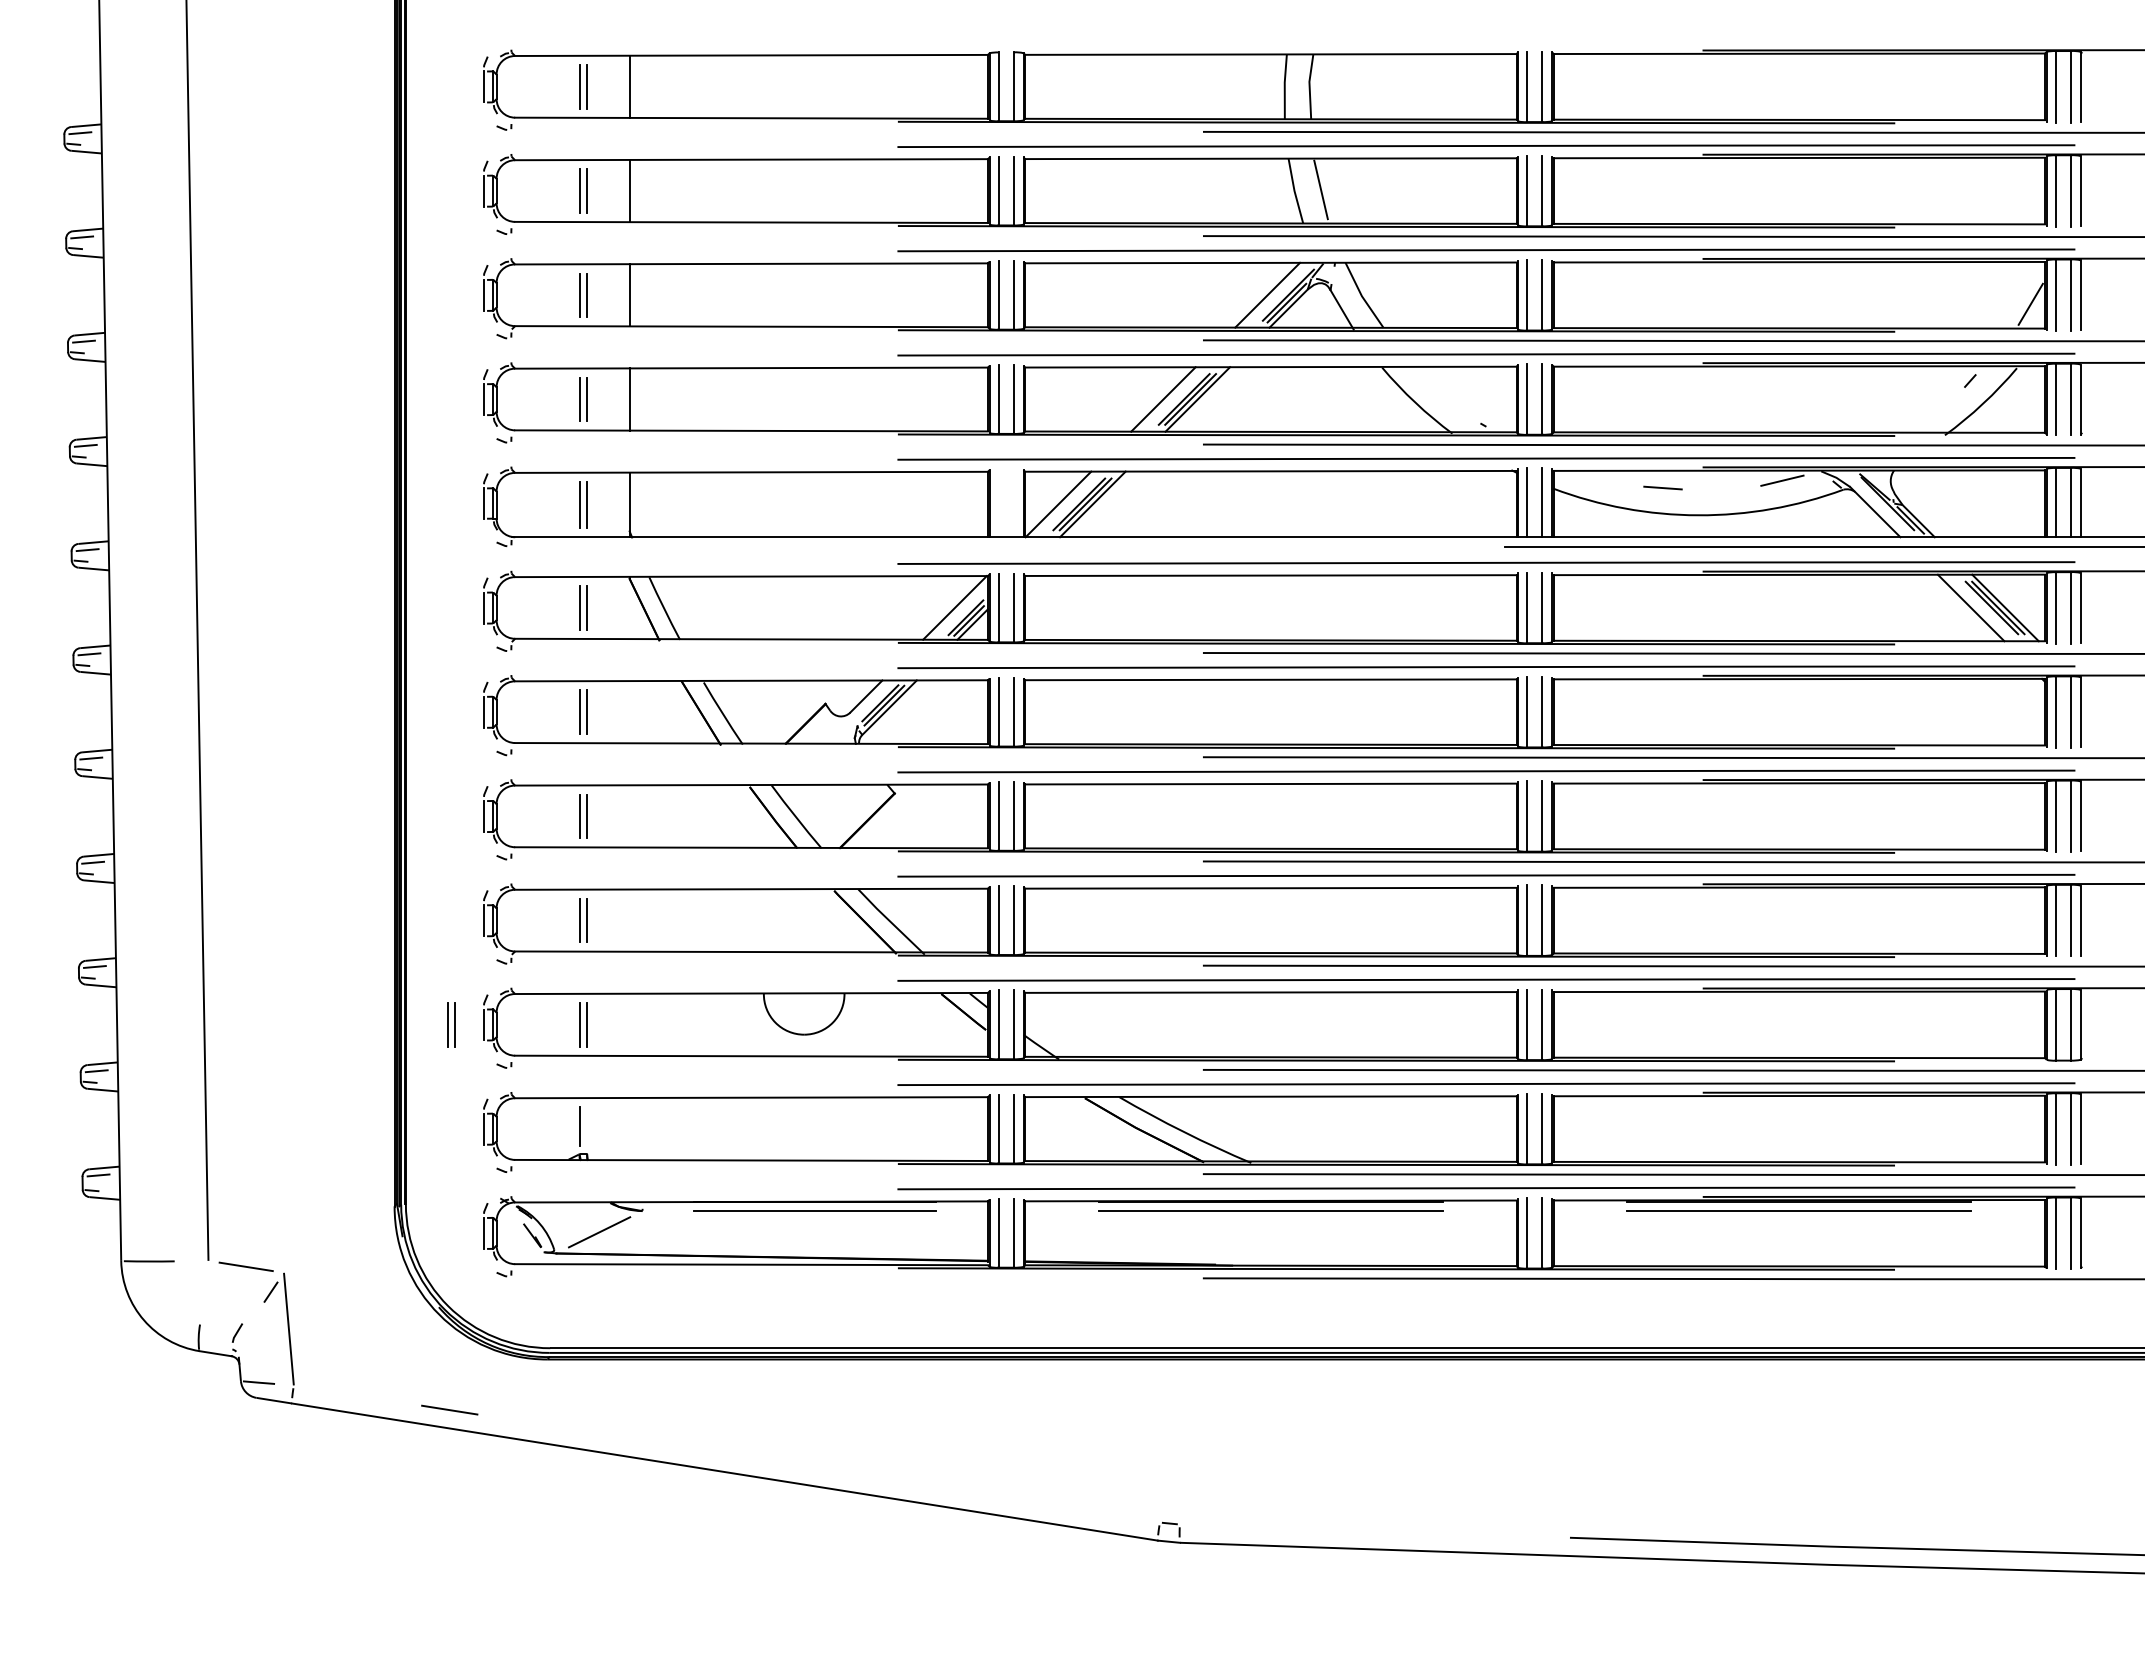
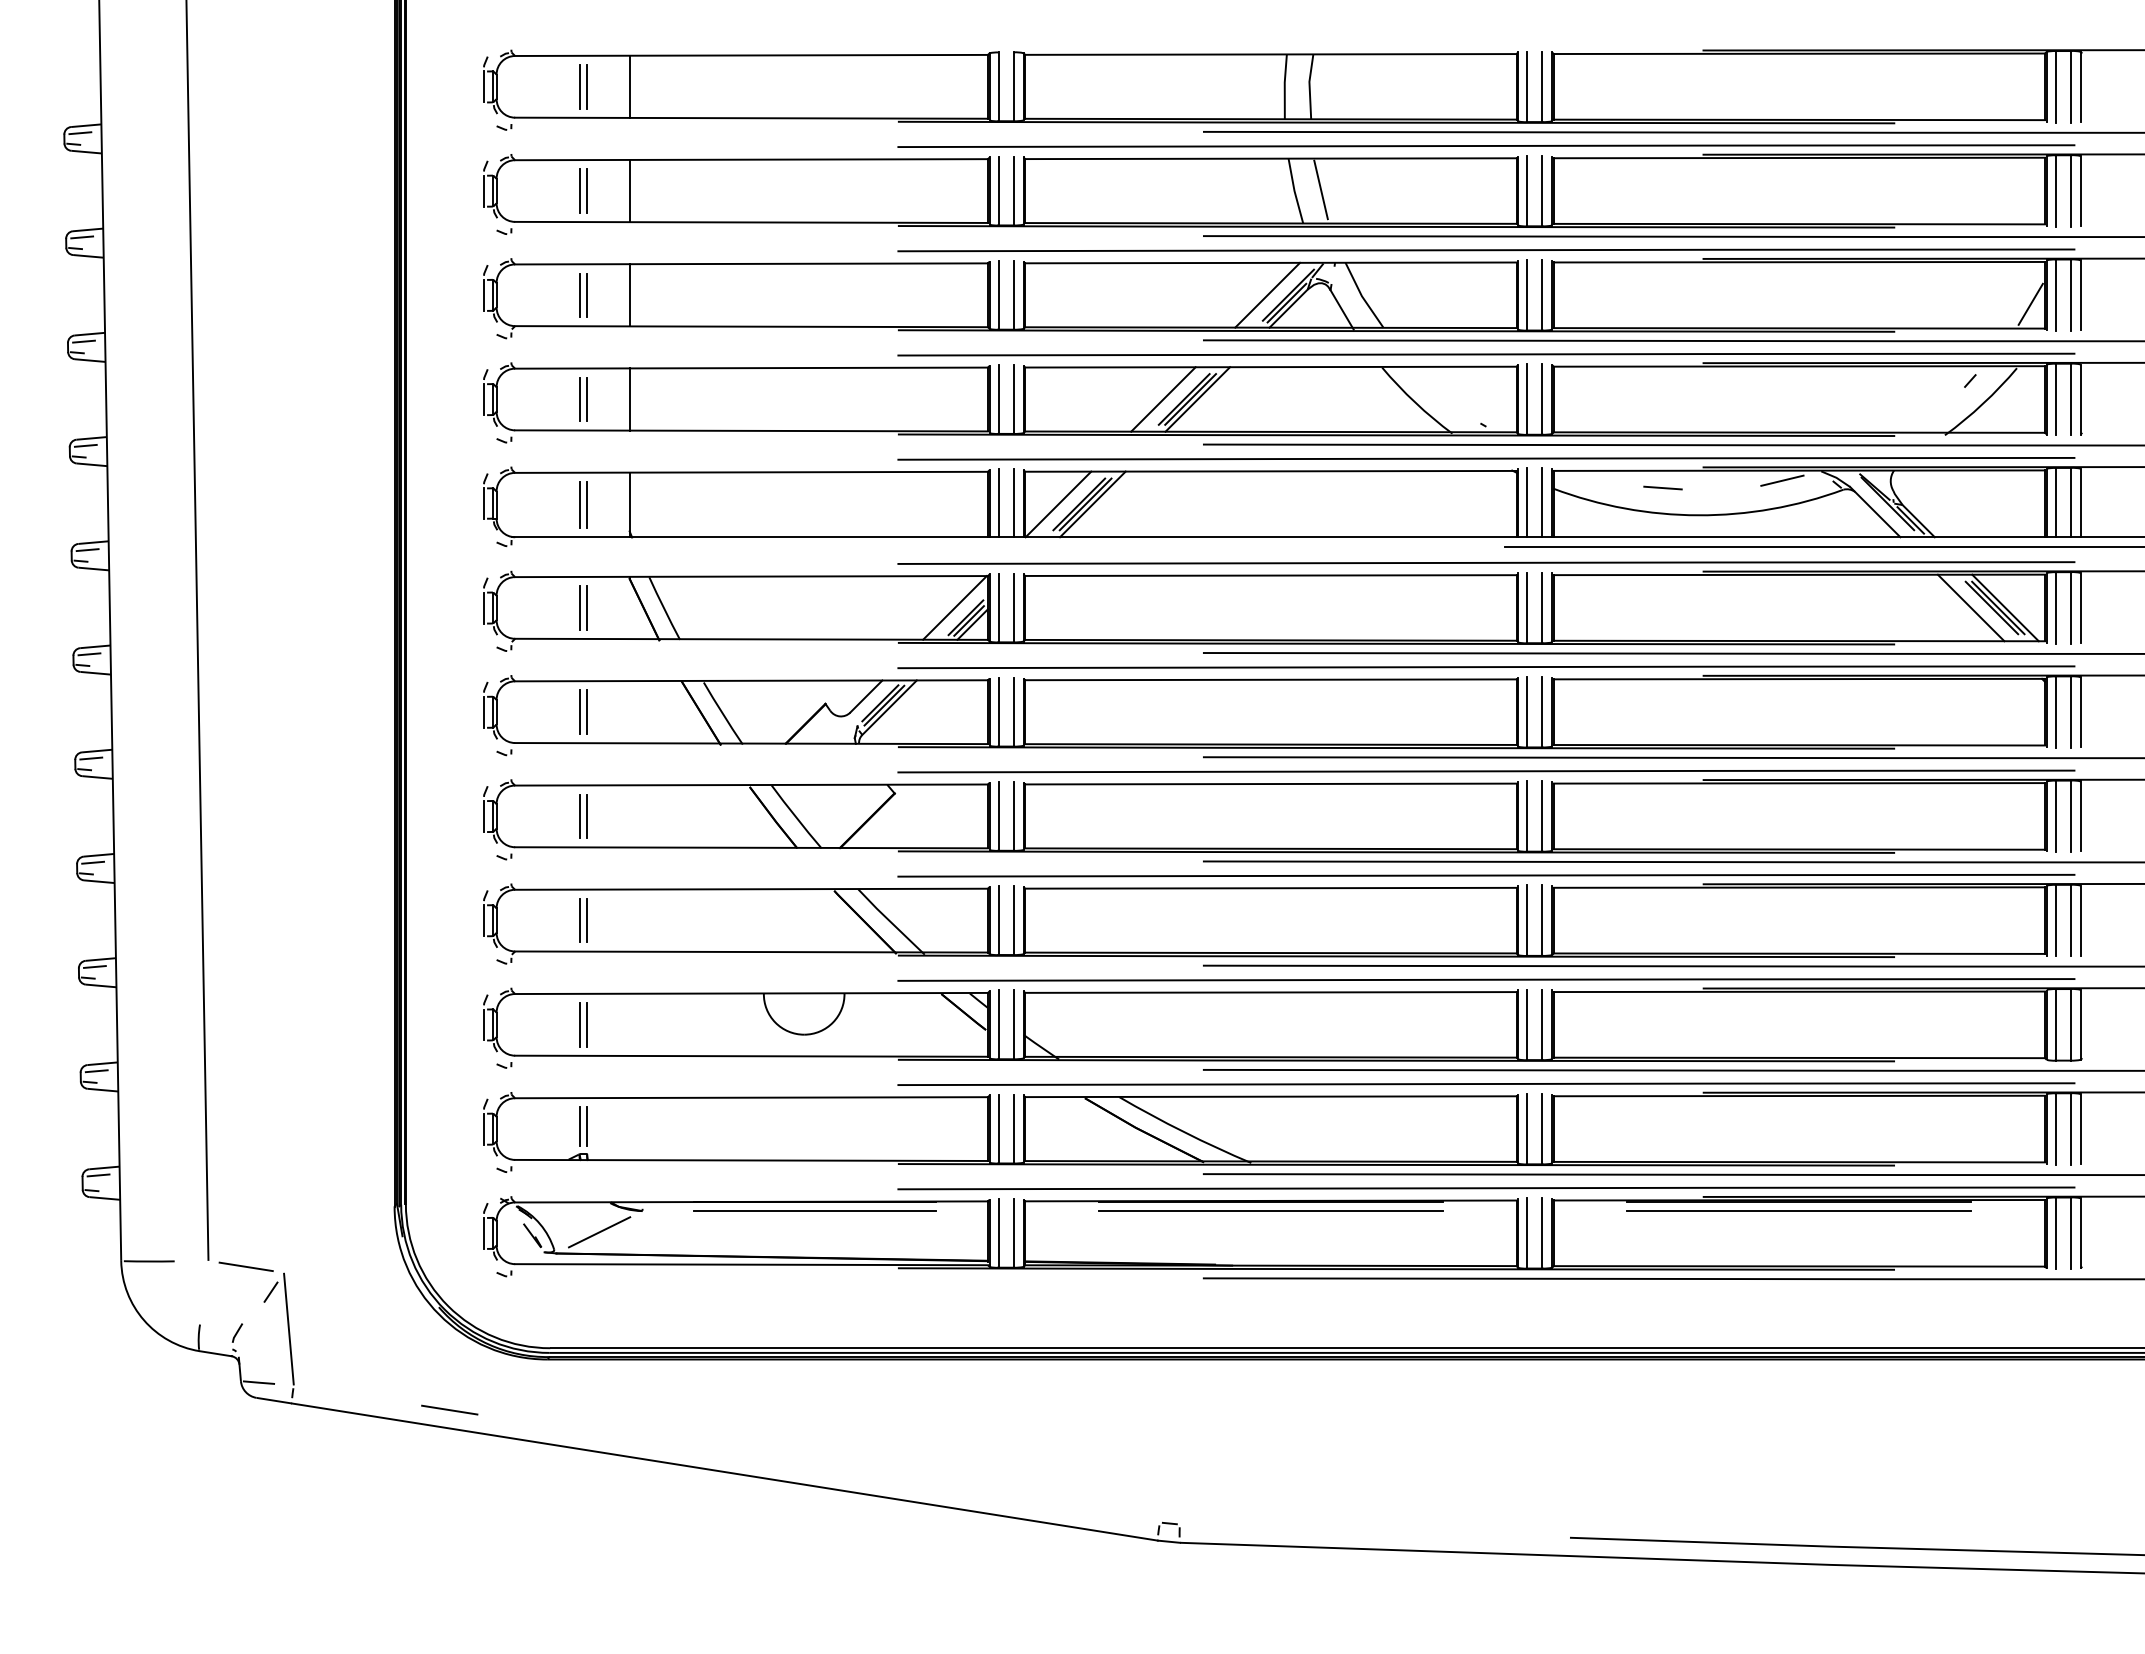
line: none -> present (998, 503)
line: none -> present (1013, 503)
part: present -> none (451, 1024)
line: none -> present (587, 1125)
